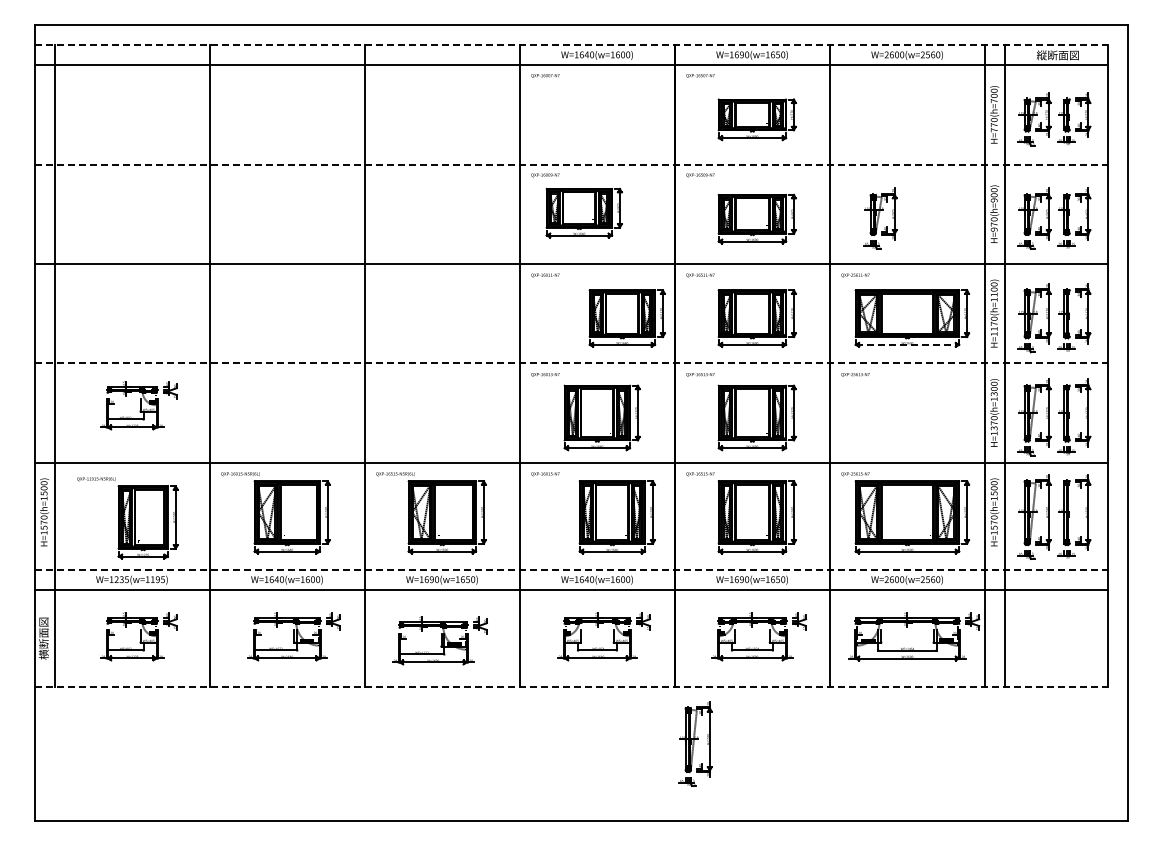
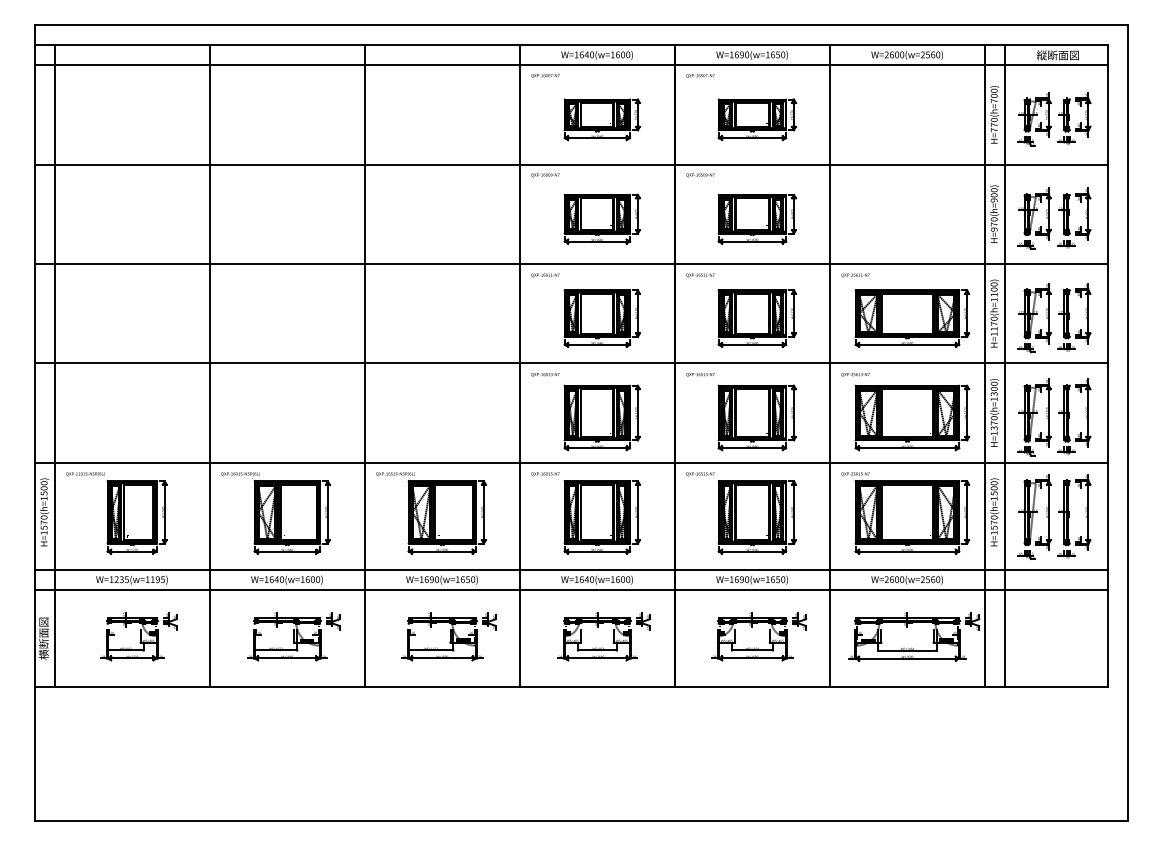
line: dashed -> solid (571, 45)
part: none -> present (601, 119)
line: dashed -> solid (571, 164)
part position: (583, 213) -> (601, 219) (601, 219)
part: present -> none (880, 218)
part position: (626, 318) -> (601, 318) (601, 318)
line: dashed -> solid (907, 344)
line: dashed -> solid (571, 363)
part: present -> none (138, 405)
part: none -> present (912, 417)
part position: (616, 517) -> (601, 517) (601, 517)
part position: (127, 518) -> (116, 513) (116, 513)
line: dashed -> solid (571, 570)
part position: (439, 640) -> (448, 636) (448, 636)
line: dashed -> solid (571, 686)
part: present -> none (695, 743)
